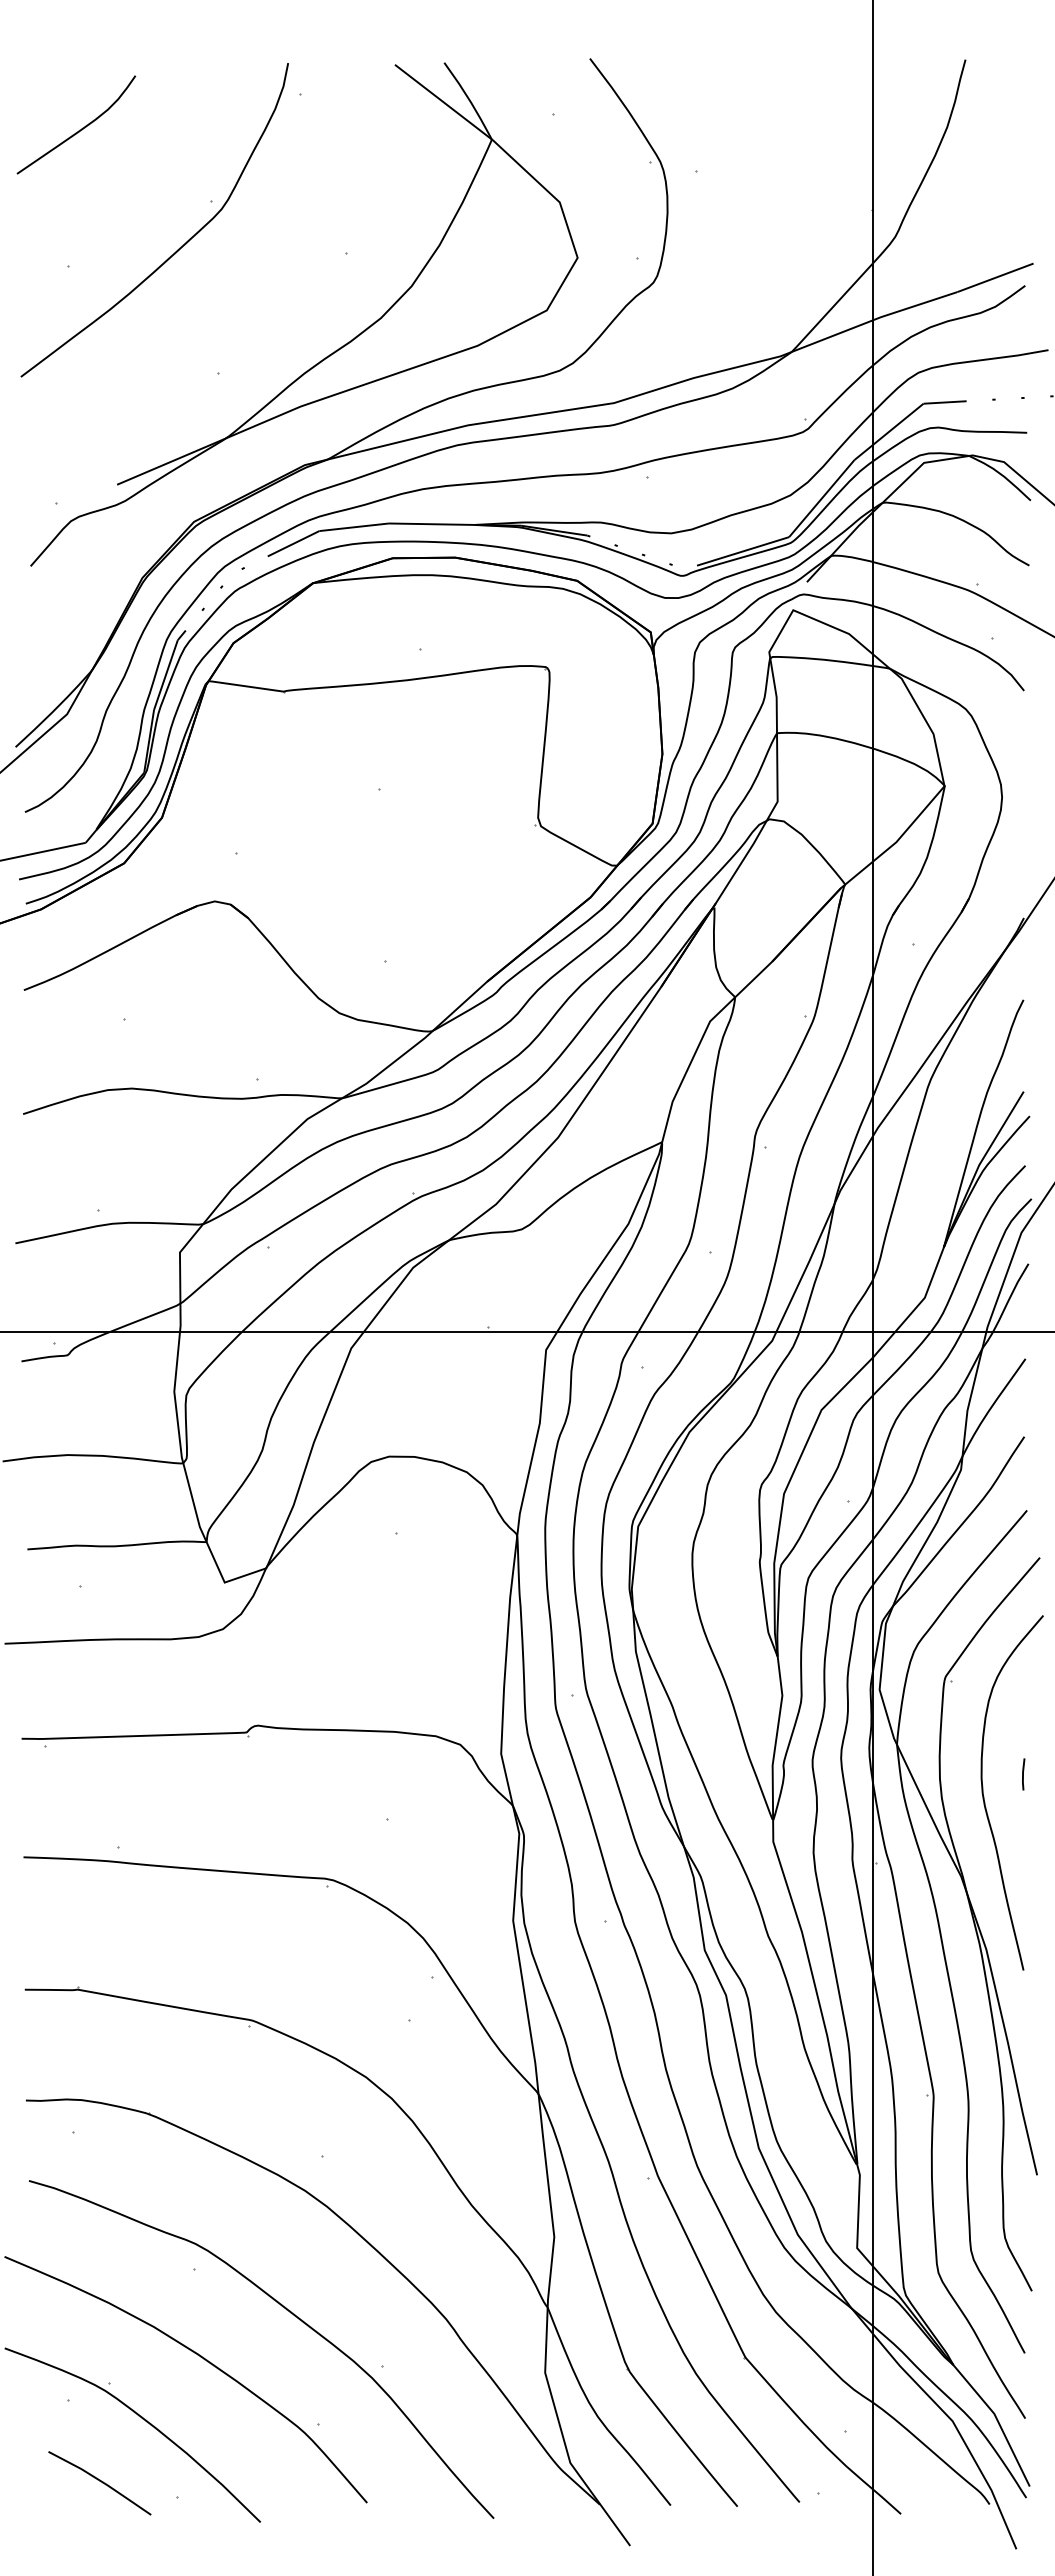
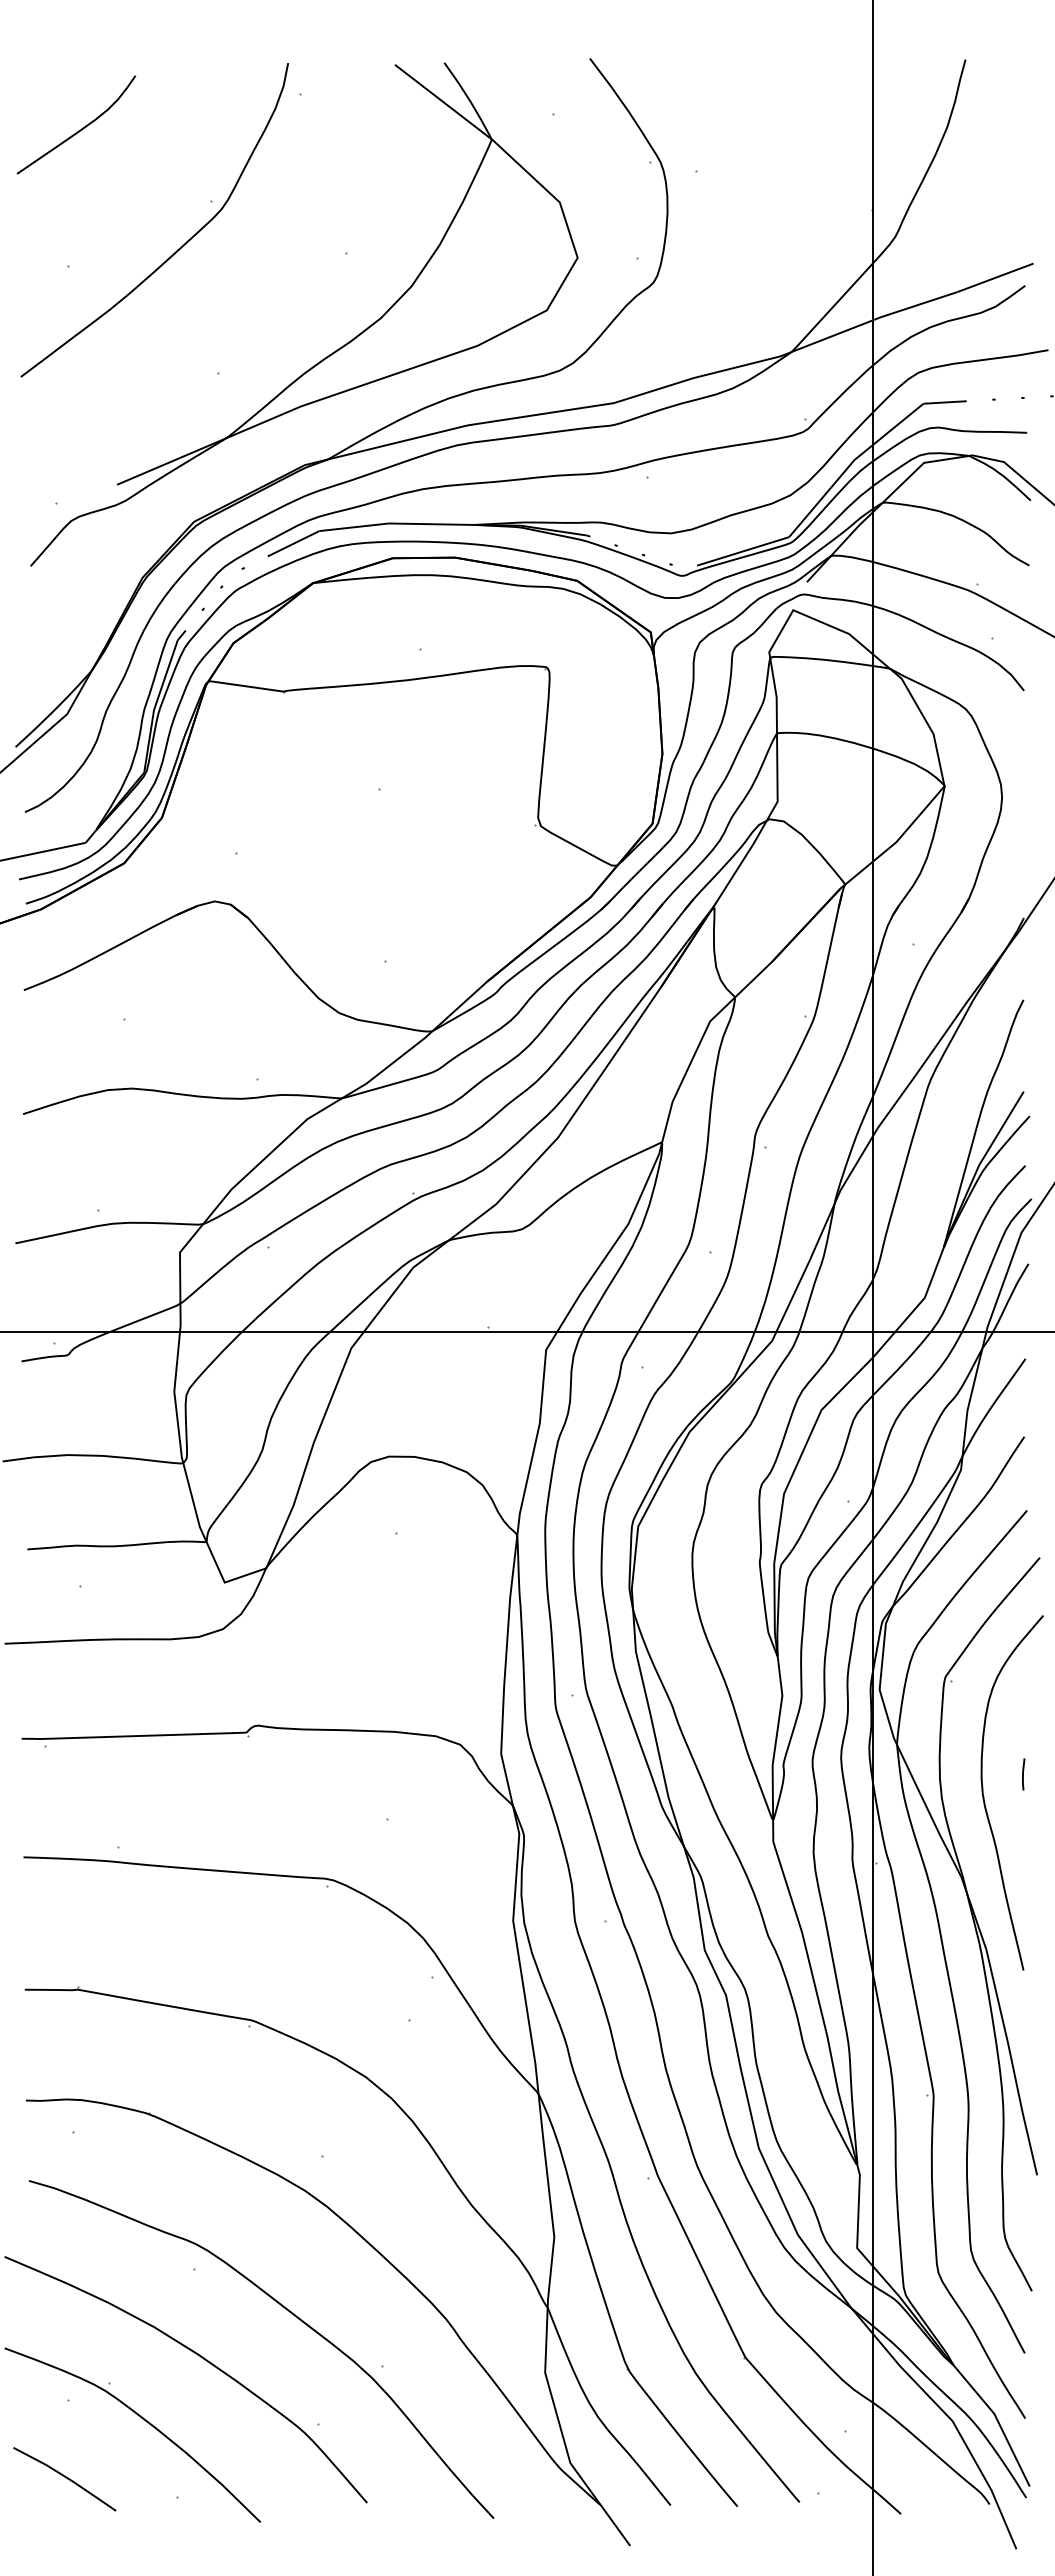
line position: (99, 2481) -> (64, 2477) (64, 2477)
